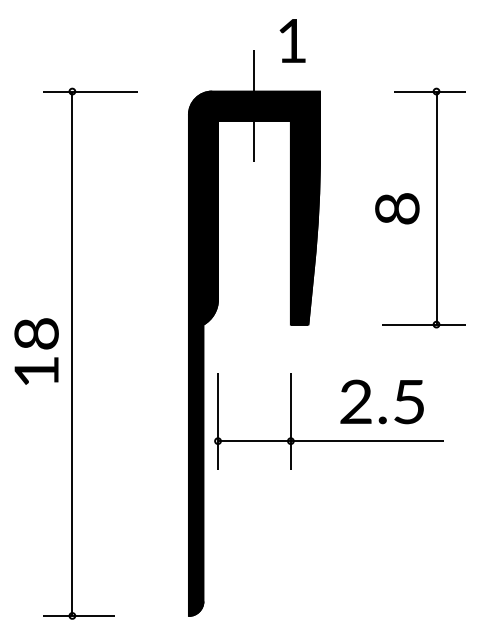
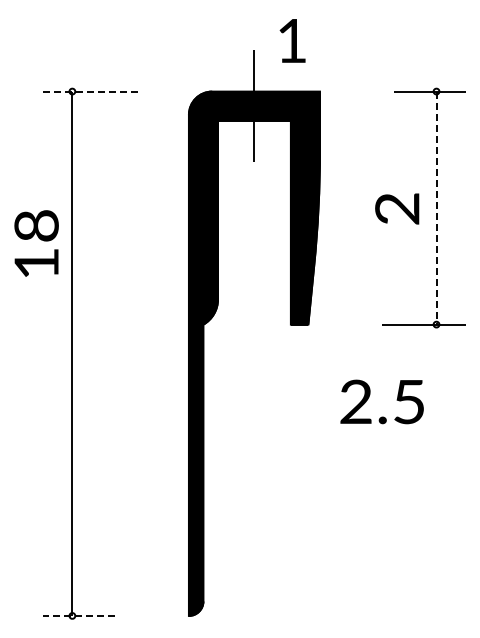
line: solid -> dashed (90, 91)
text: 8 -> 2 (397, 208)
line: solid -> dashed (436, 208)
text position: (36, 351) -> (36, 243) (36, 243)
part: present -> none (328, 440)
line: solid -> dashed (79, 615)
